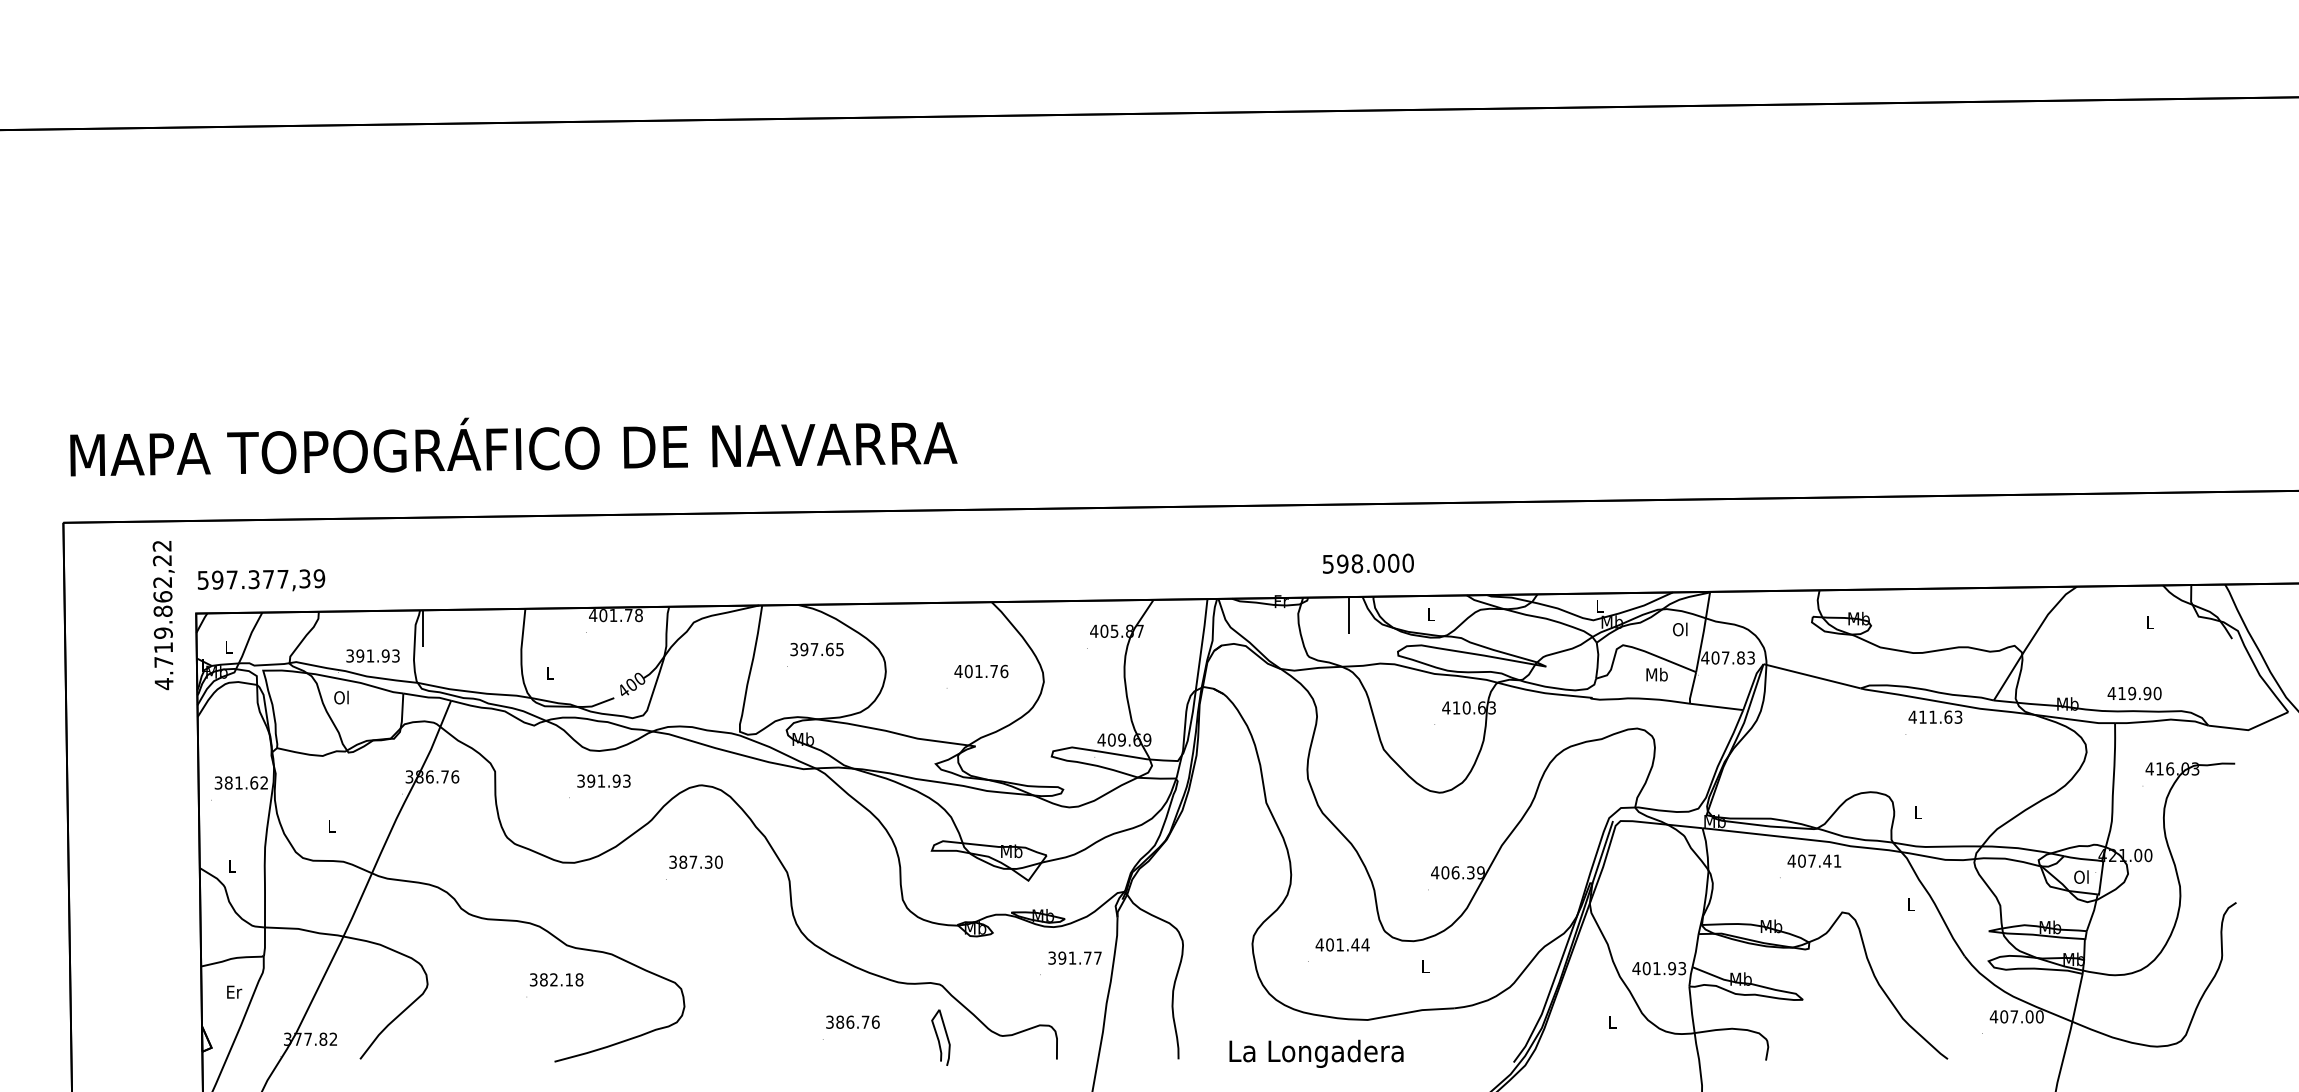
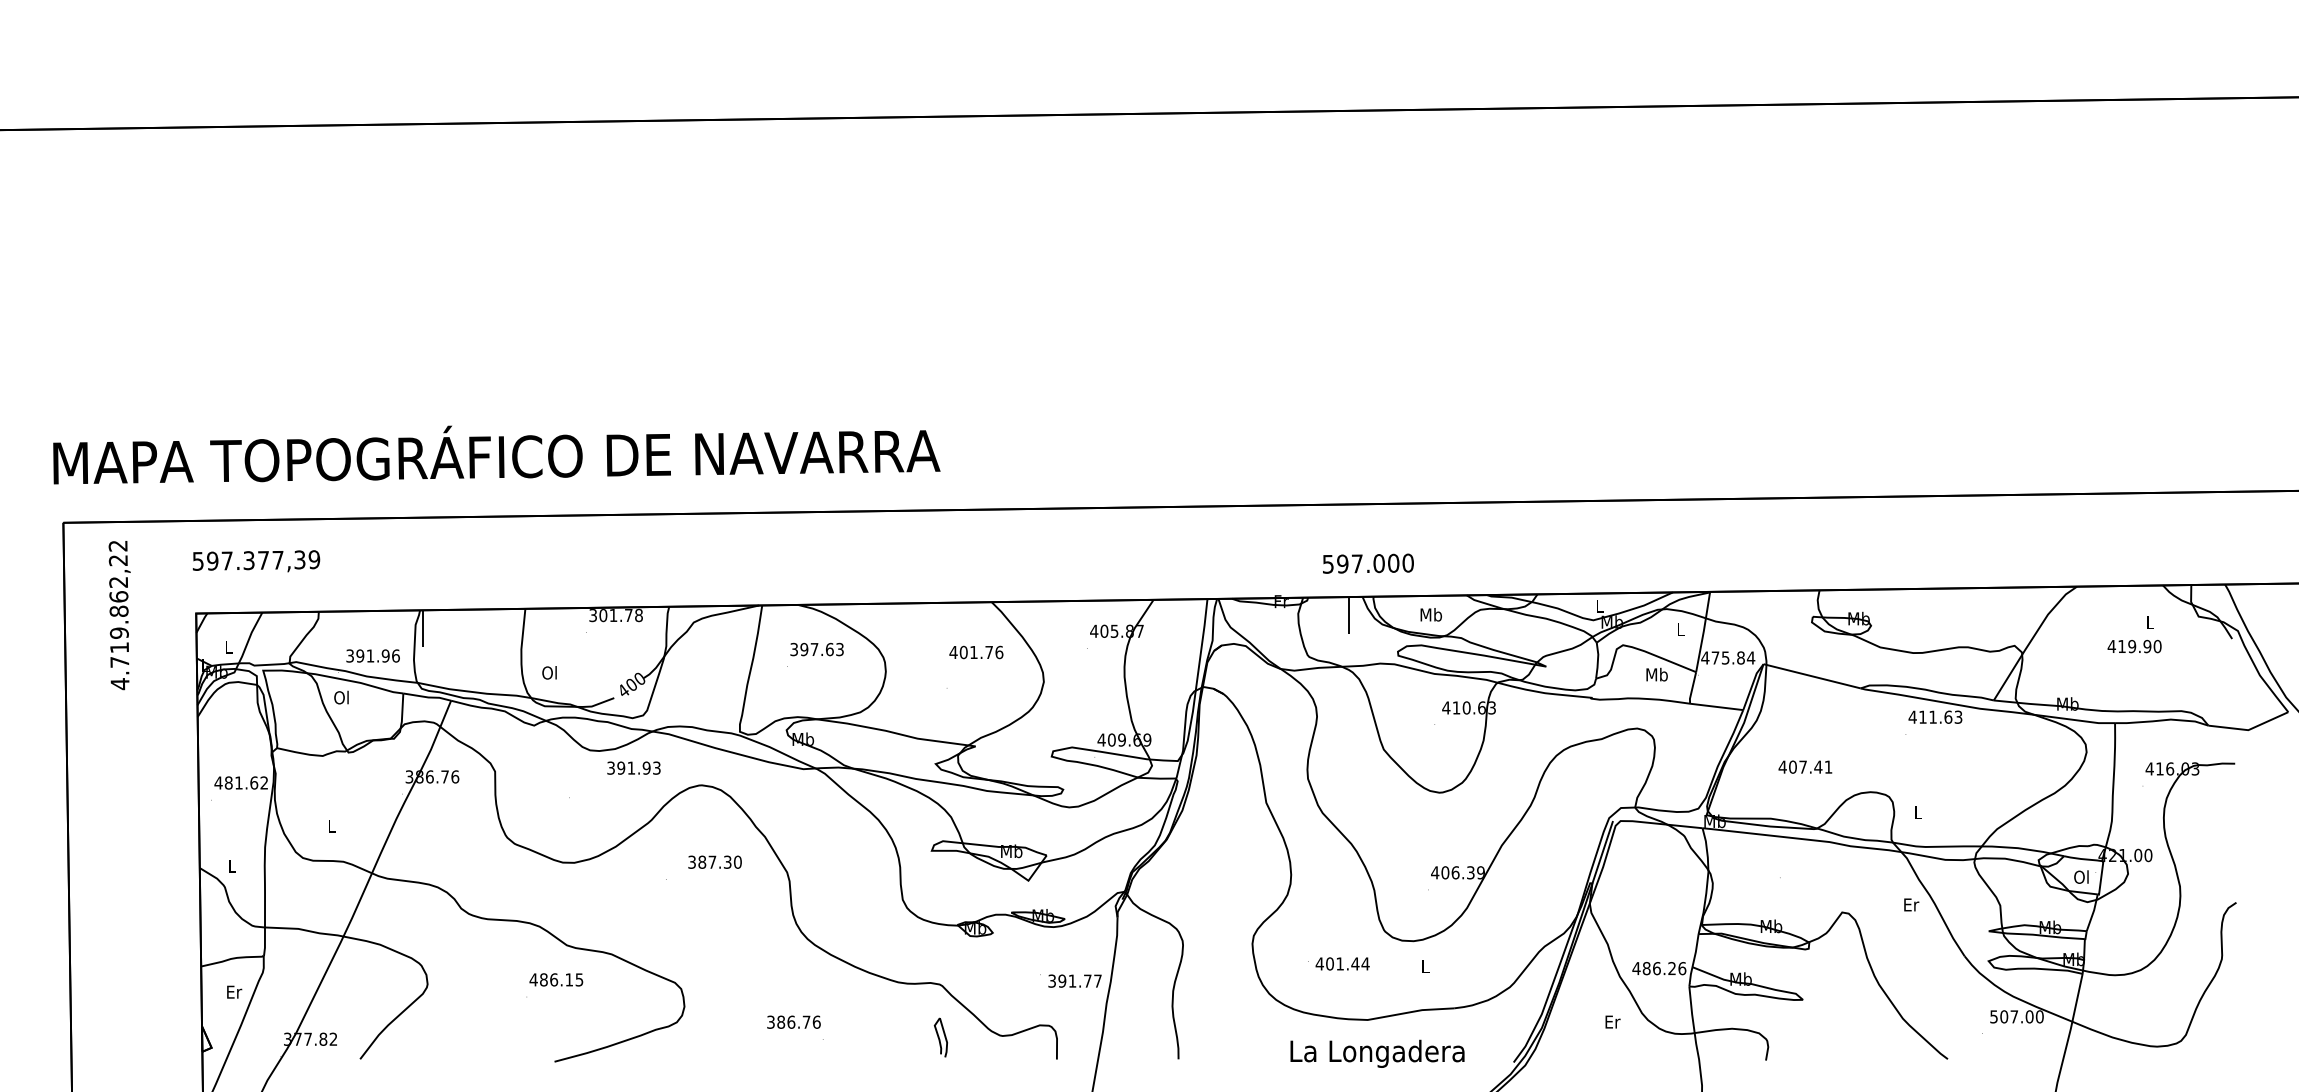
text position: (513, 446) -> (496, 454) (496, 454)
text: 598.000 -> 597.000 (1357, 563)
text position: (261, 580) -> (256, 561) (256, 561)
text: L -> Mb (1431, 614)
text position: (163, 615) -> (119, 615) (119, 615)
text: 401.78 -> 301.78 (593, 615)
text: Ol -> L (1680, 629)
text: 397.65 -> 397.63 (839, 648)
text: 391.93 -> 391.96 (395, 655)
text: 407.83 -> 475.84 (1733, 657)
text position: (981, 671) -> (976, 652) (976, 652)
text: L -> Ol (549, 672)
text position: (2134, 693) -> (2134, 646) (2134, 646)
text position: (603, 780) -> (633, 767) (633, 767)
text: 381.62 -> 481.62 (218, 782)
text position: (1814, 860) -> (1805, 766) (1805, 766)
text position: (695, 861) -> (714, 861) (714, 861)
text: L -> Er (1911, 904)
text position: (1342, 944) -> (1342, 963) (1342, 963)
text position: (1074, 957) -> (1074, 980) (1074, 980)
text: 401.93 -> 486.26 (1664, 968)
text: 382.18 -> 486.15 (556, 979)
text: 407.00 -> 507.00 (1993, 1016)
text position: (852, 1021) -> (793, 1021) (793, 1021)
text: L -> Er (1612, 1021)
part size: 20x57 px -> 15x41 px (940, 1037)
text position: (1316, 1053) -> (1377, 1053) (1377, 1053)
